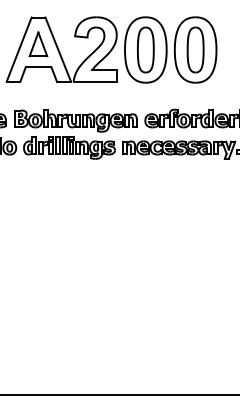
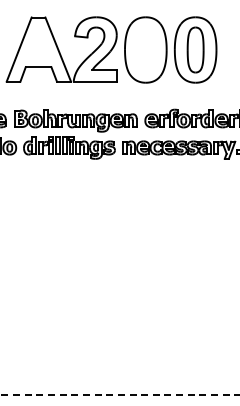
part: present -> none (38, 44)
part: present -> none (145, 49)
line: solid -> dashed (119, 395)
